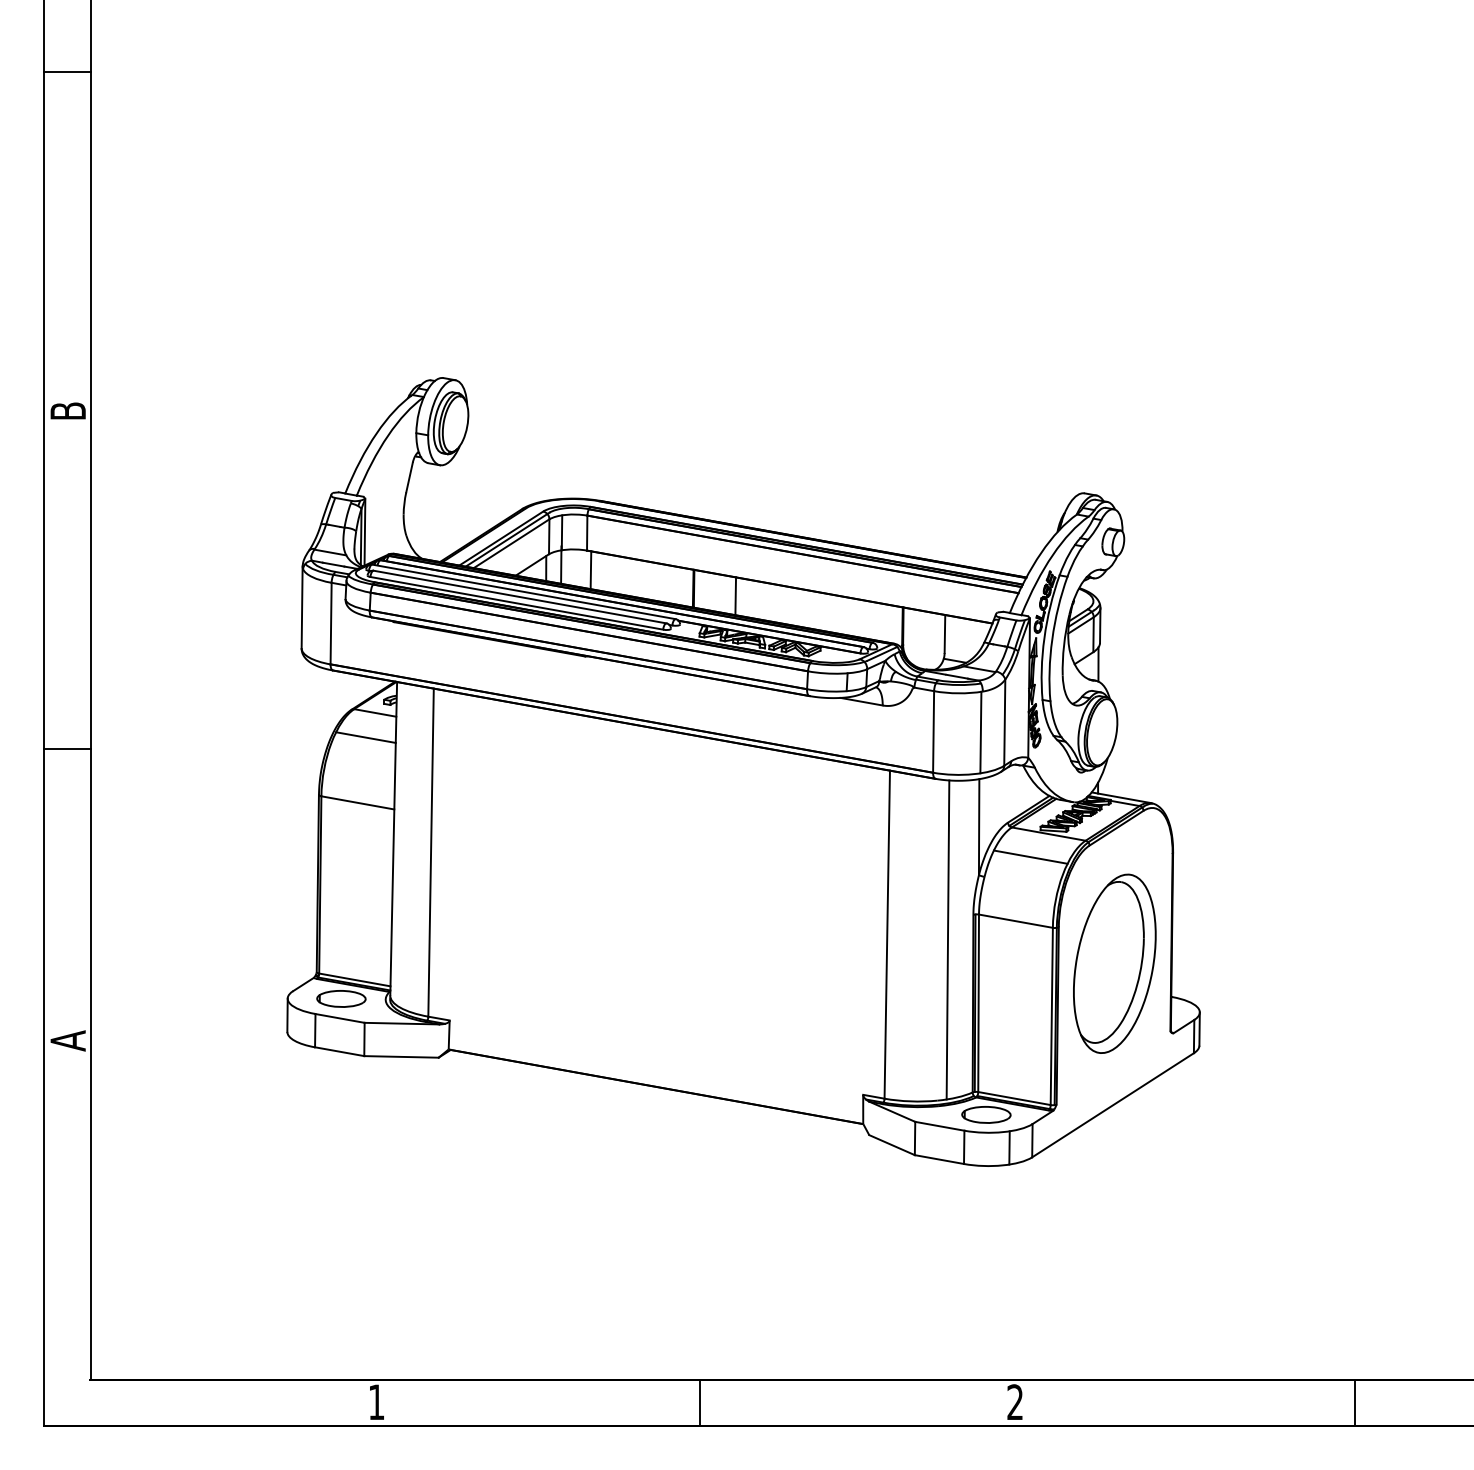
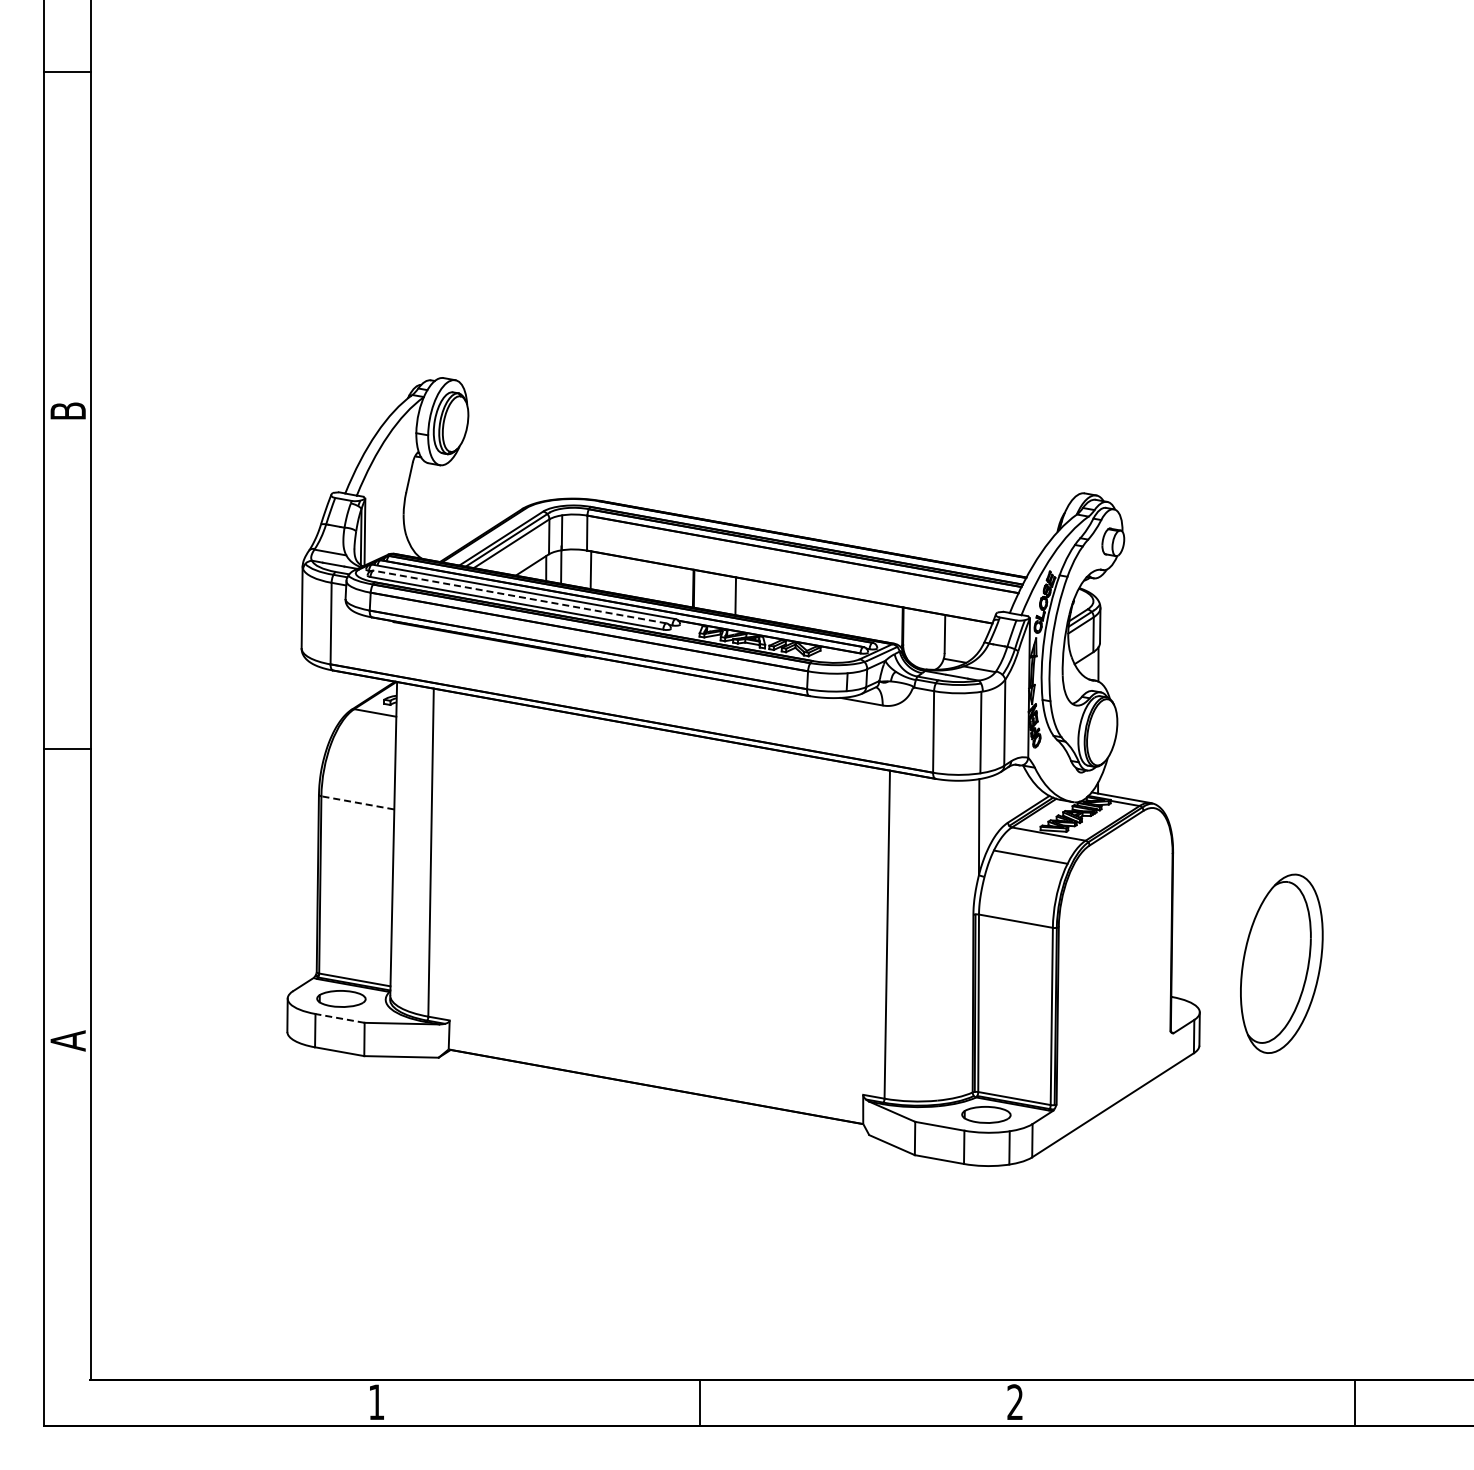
line: solid -> dashed (520, 597)
line: present -> none (365, 737)
line: solid -> dashed (357, 802)
line: present -> none (947, 939)
part position: (1114, 963) -> (1281, 963) (1281, 963)
line: solid -> dashed (340, 1018)
